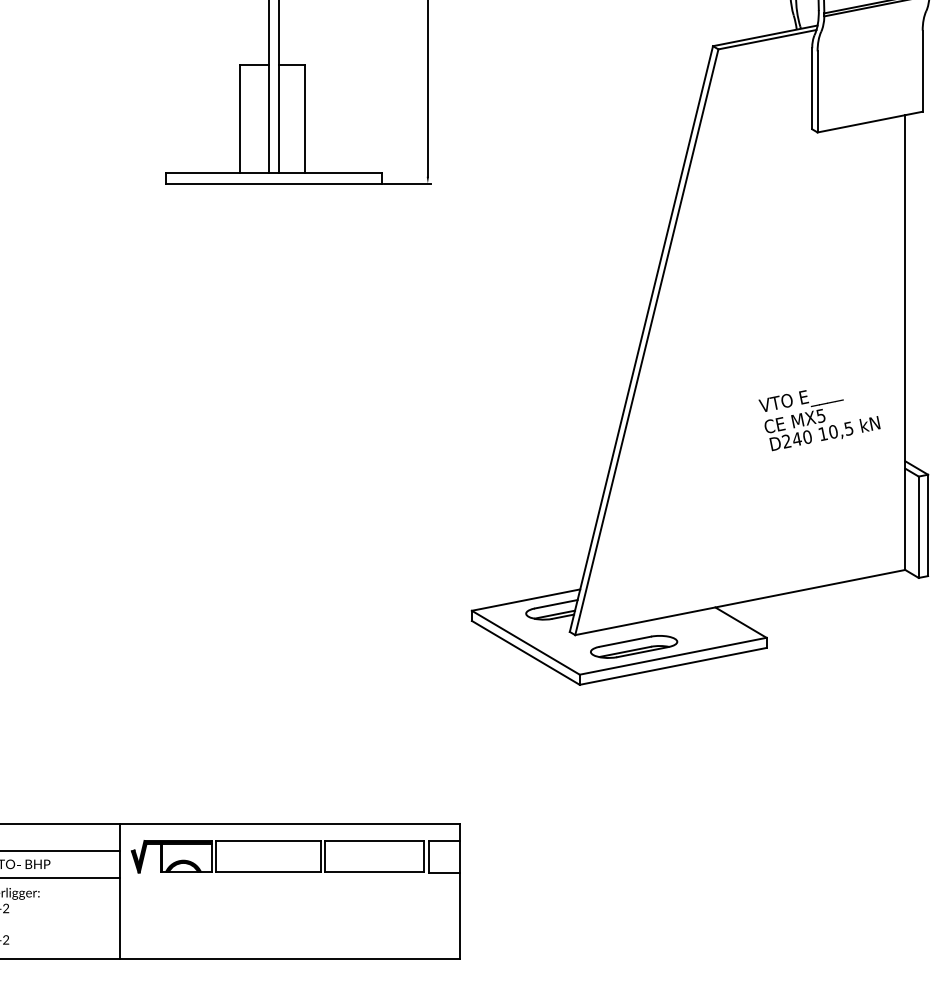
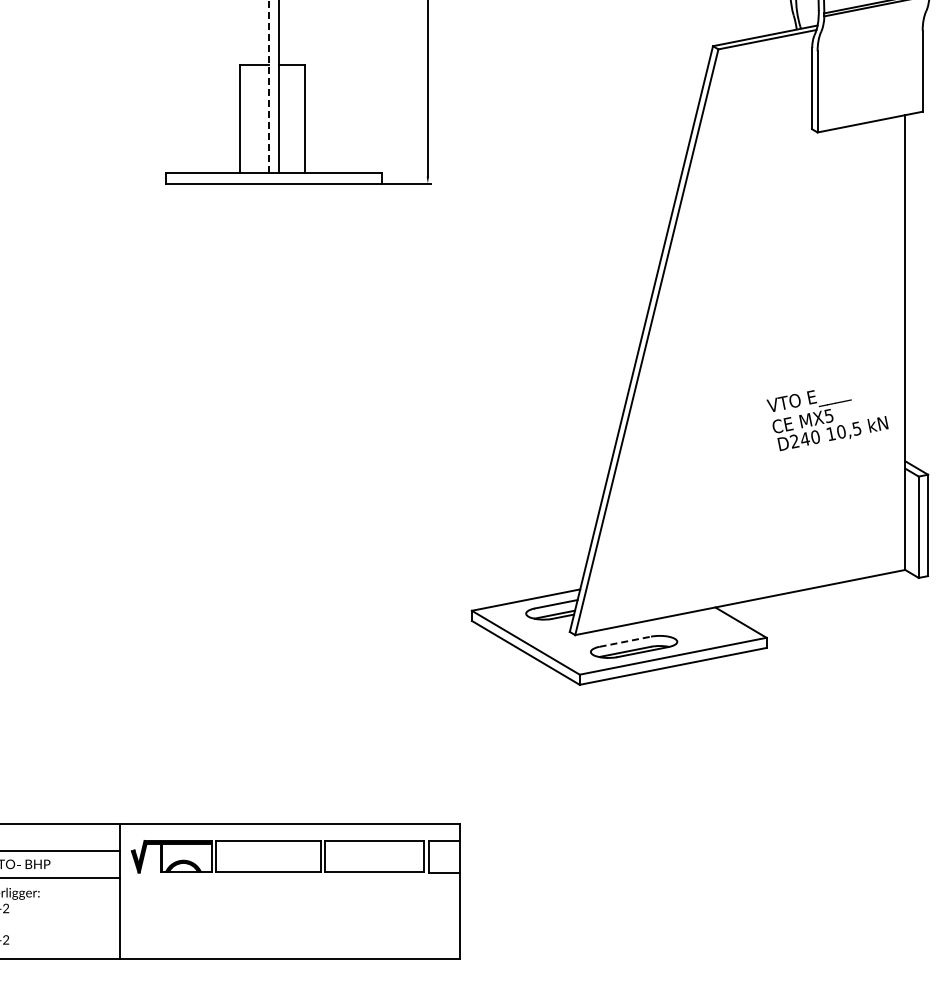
line: solid -> dashed (268, 86)
text position: (819, 420) -> (827, 420) (827, 420)
line: solid -> dashed (625, 641)
